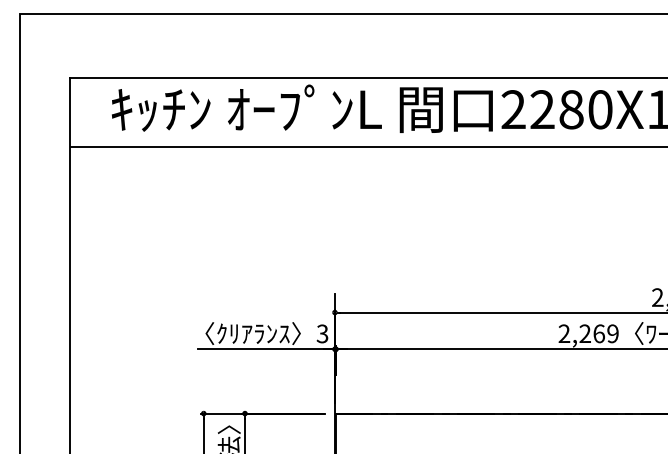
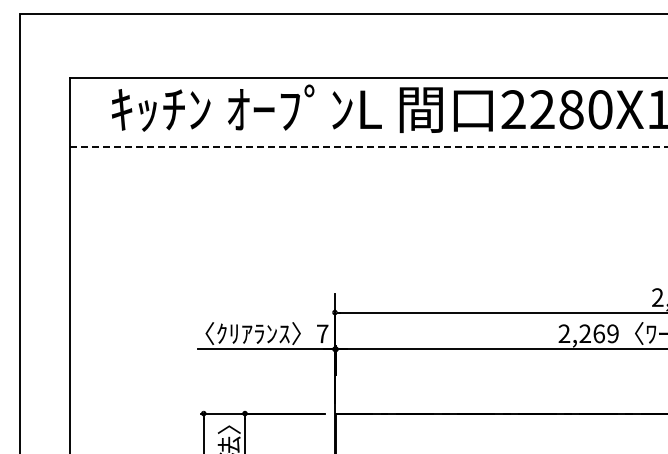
line: solid -> dashed (368, 147)
text: 3 -> 7 (322, 333)
